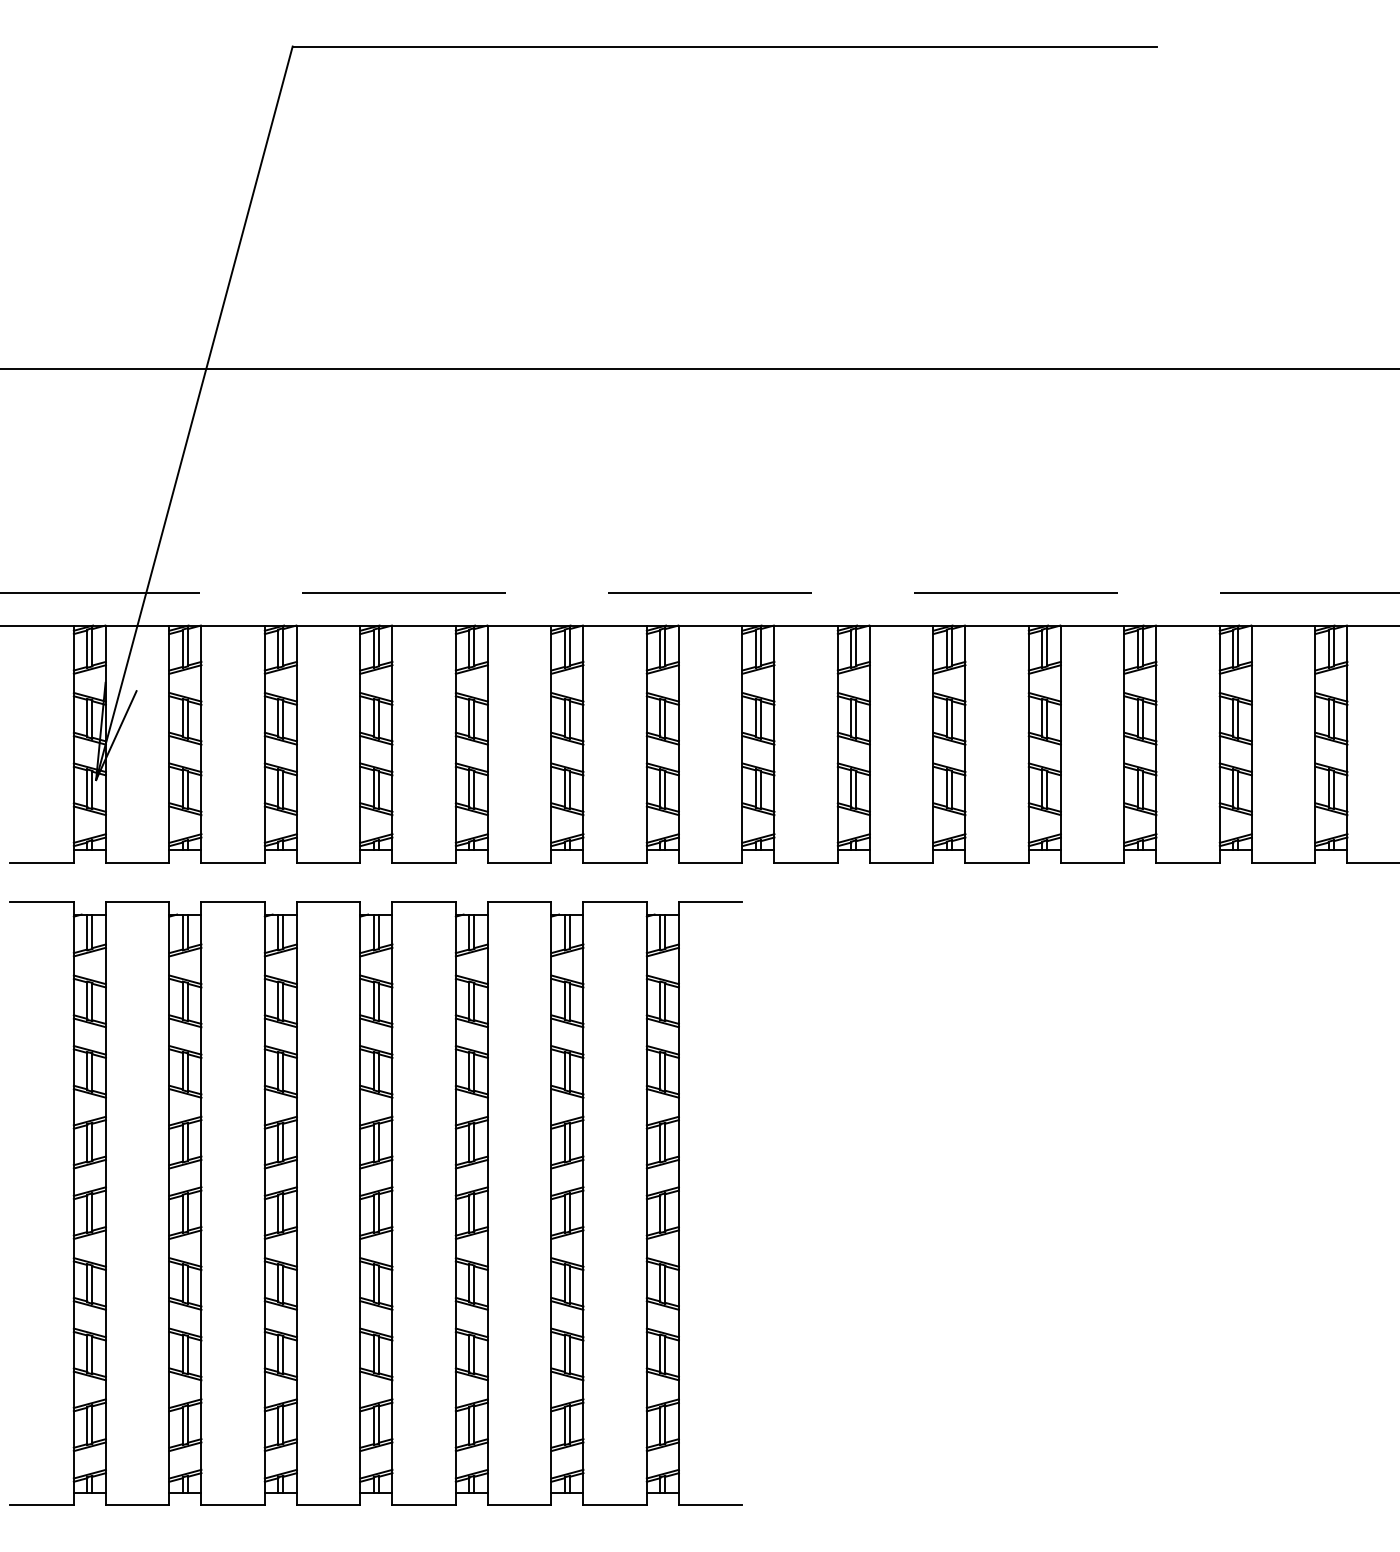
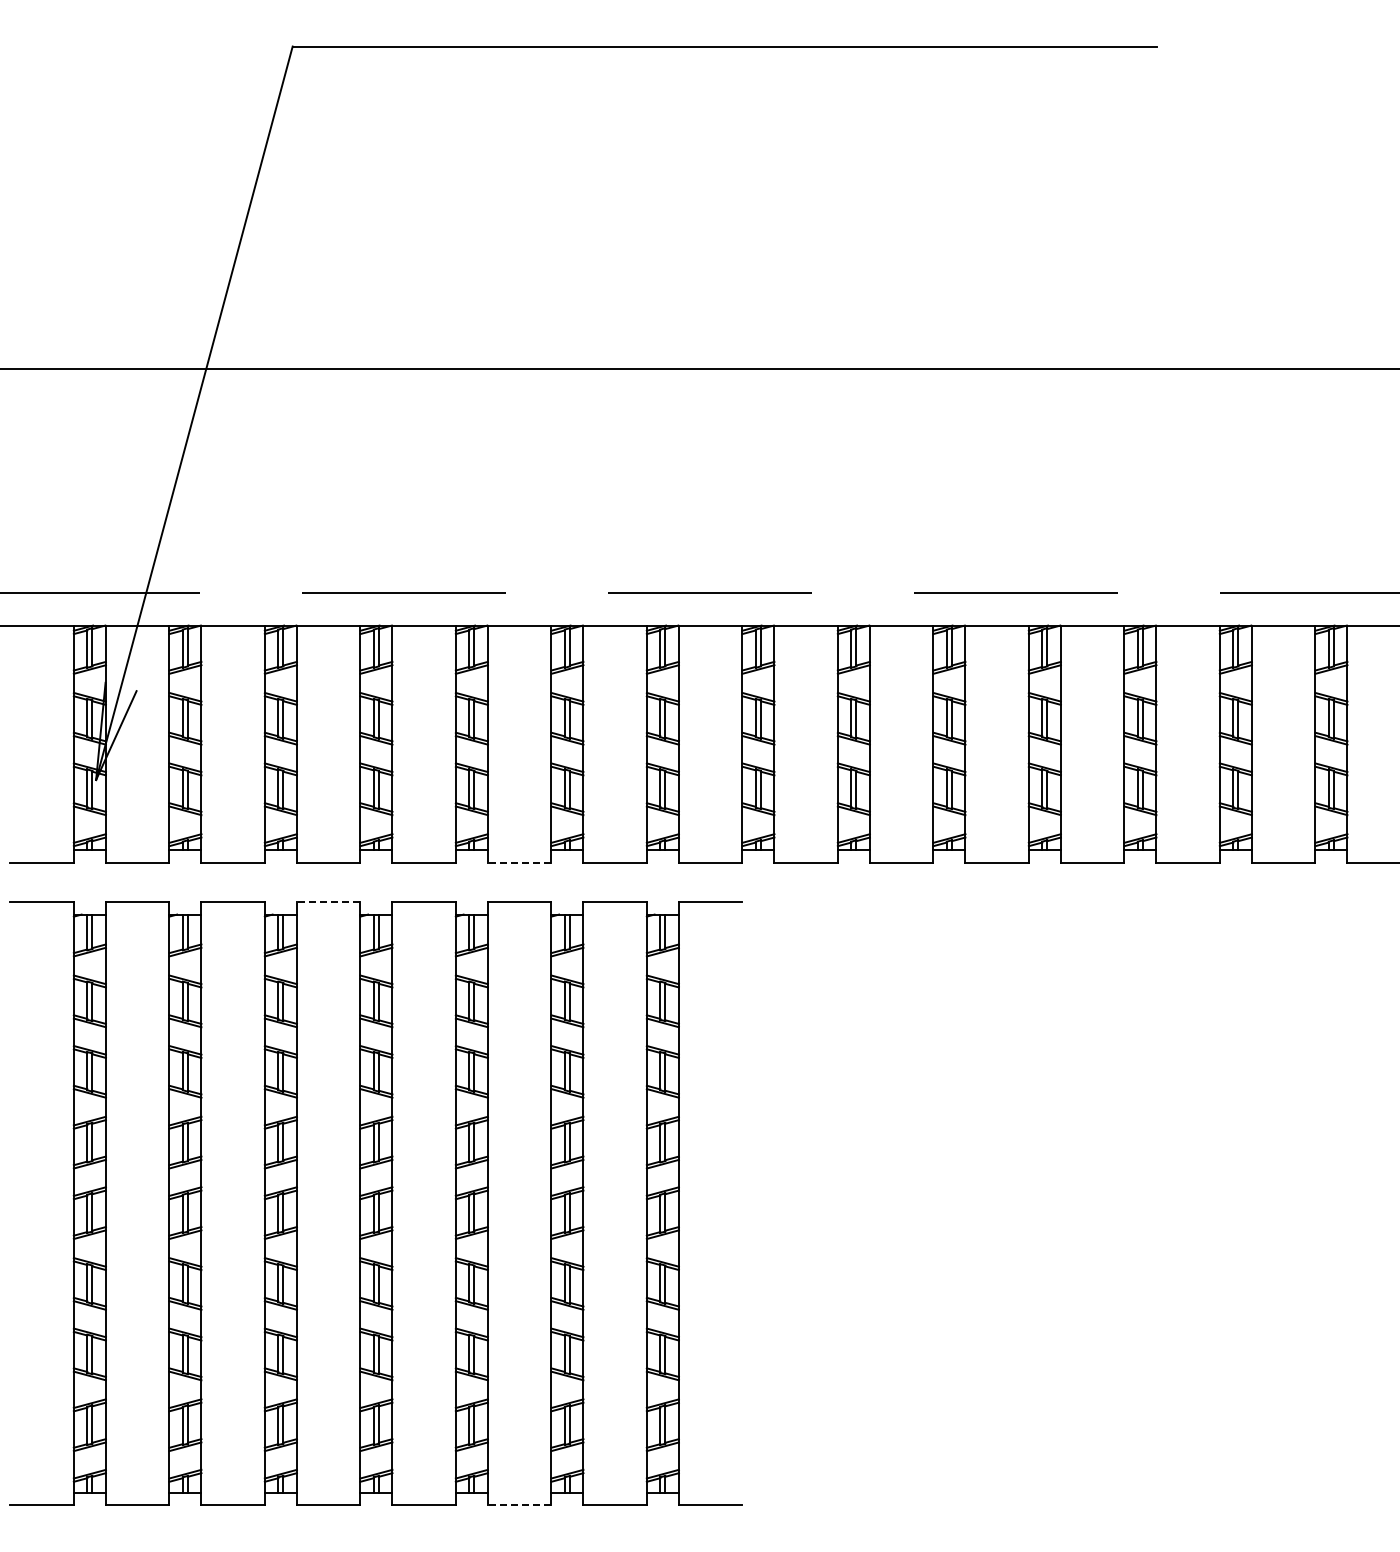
line: solid -> dashed (519, 863)
line: solid -> dashed (328, 901)
line: solid -> dashed (519, 1505)
